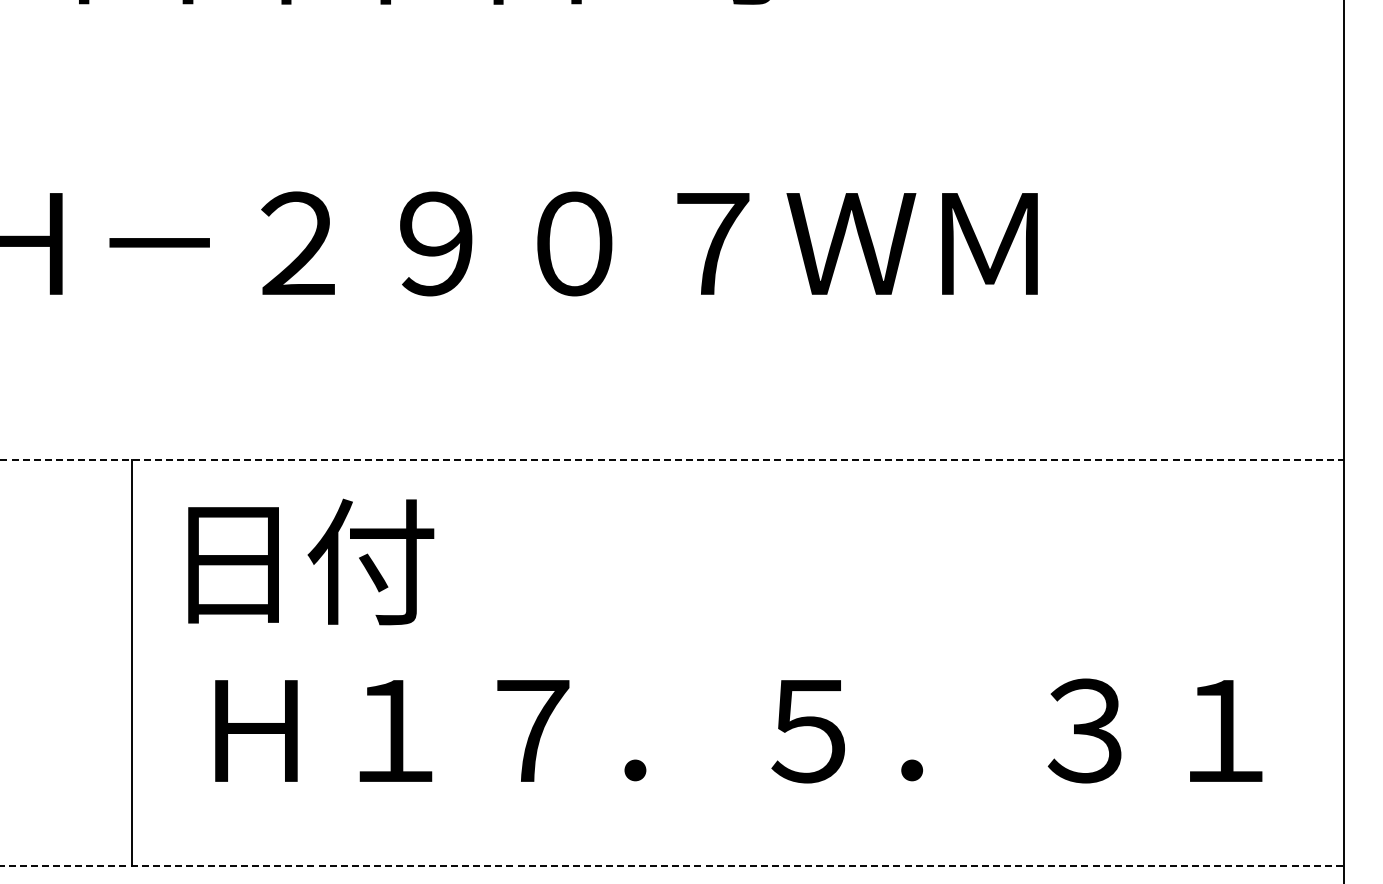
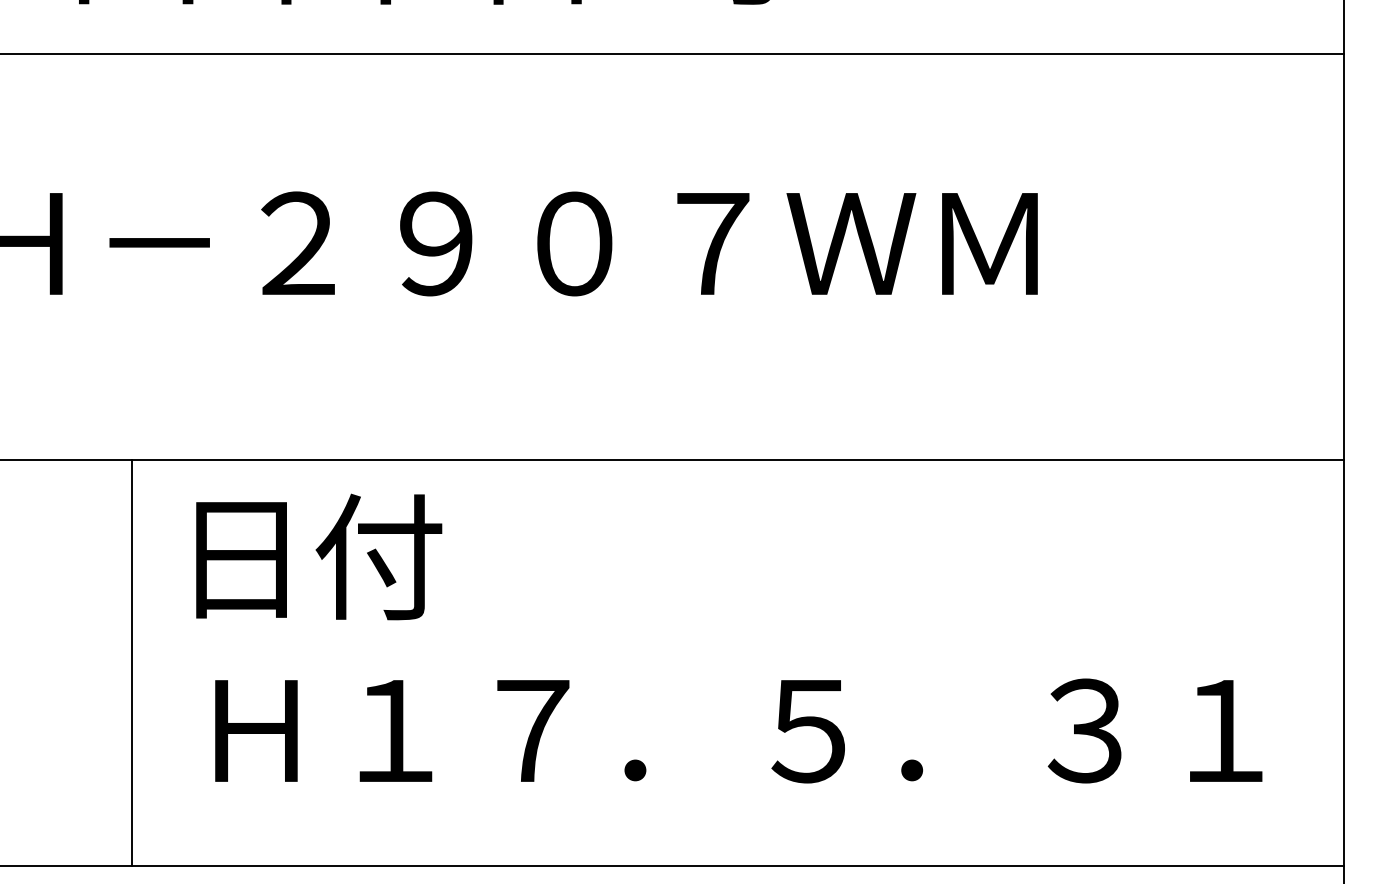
line: none -> present (673, 54)
line: dashed -> solid (673, 460)
text position: (311, 561) -> (319, 556) (319, 556)
line: dashed -> solid (672, 865)
